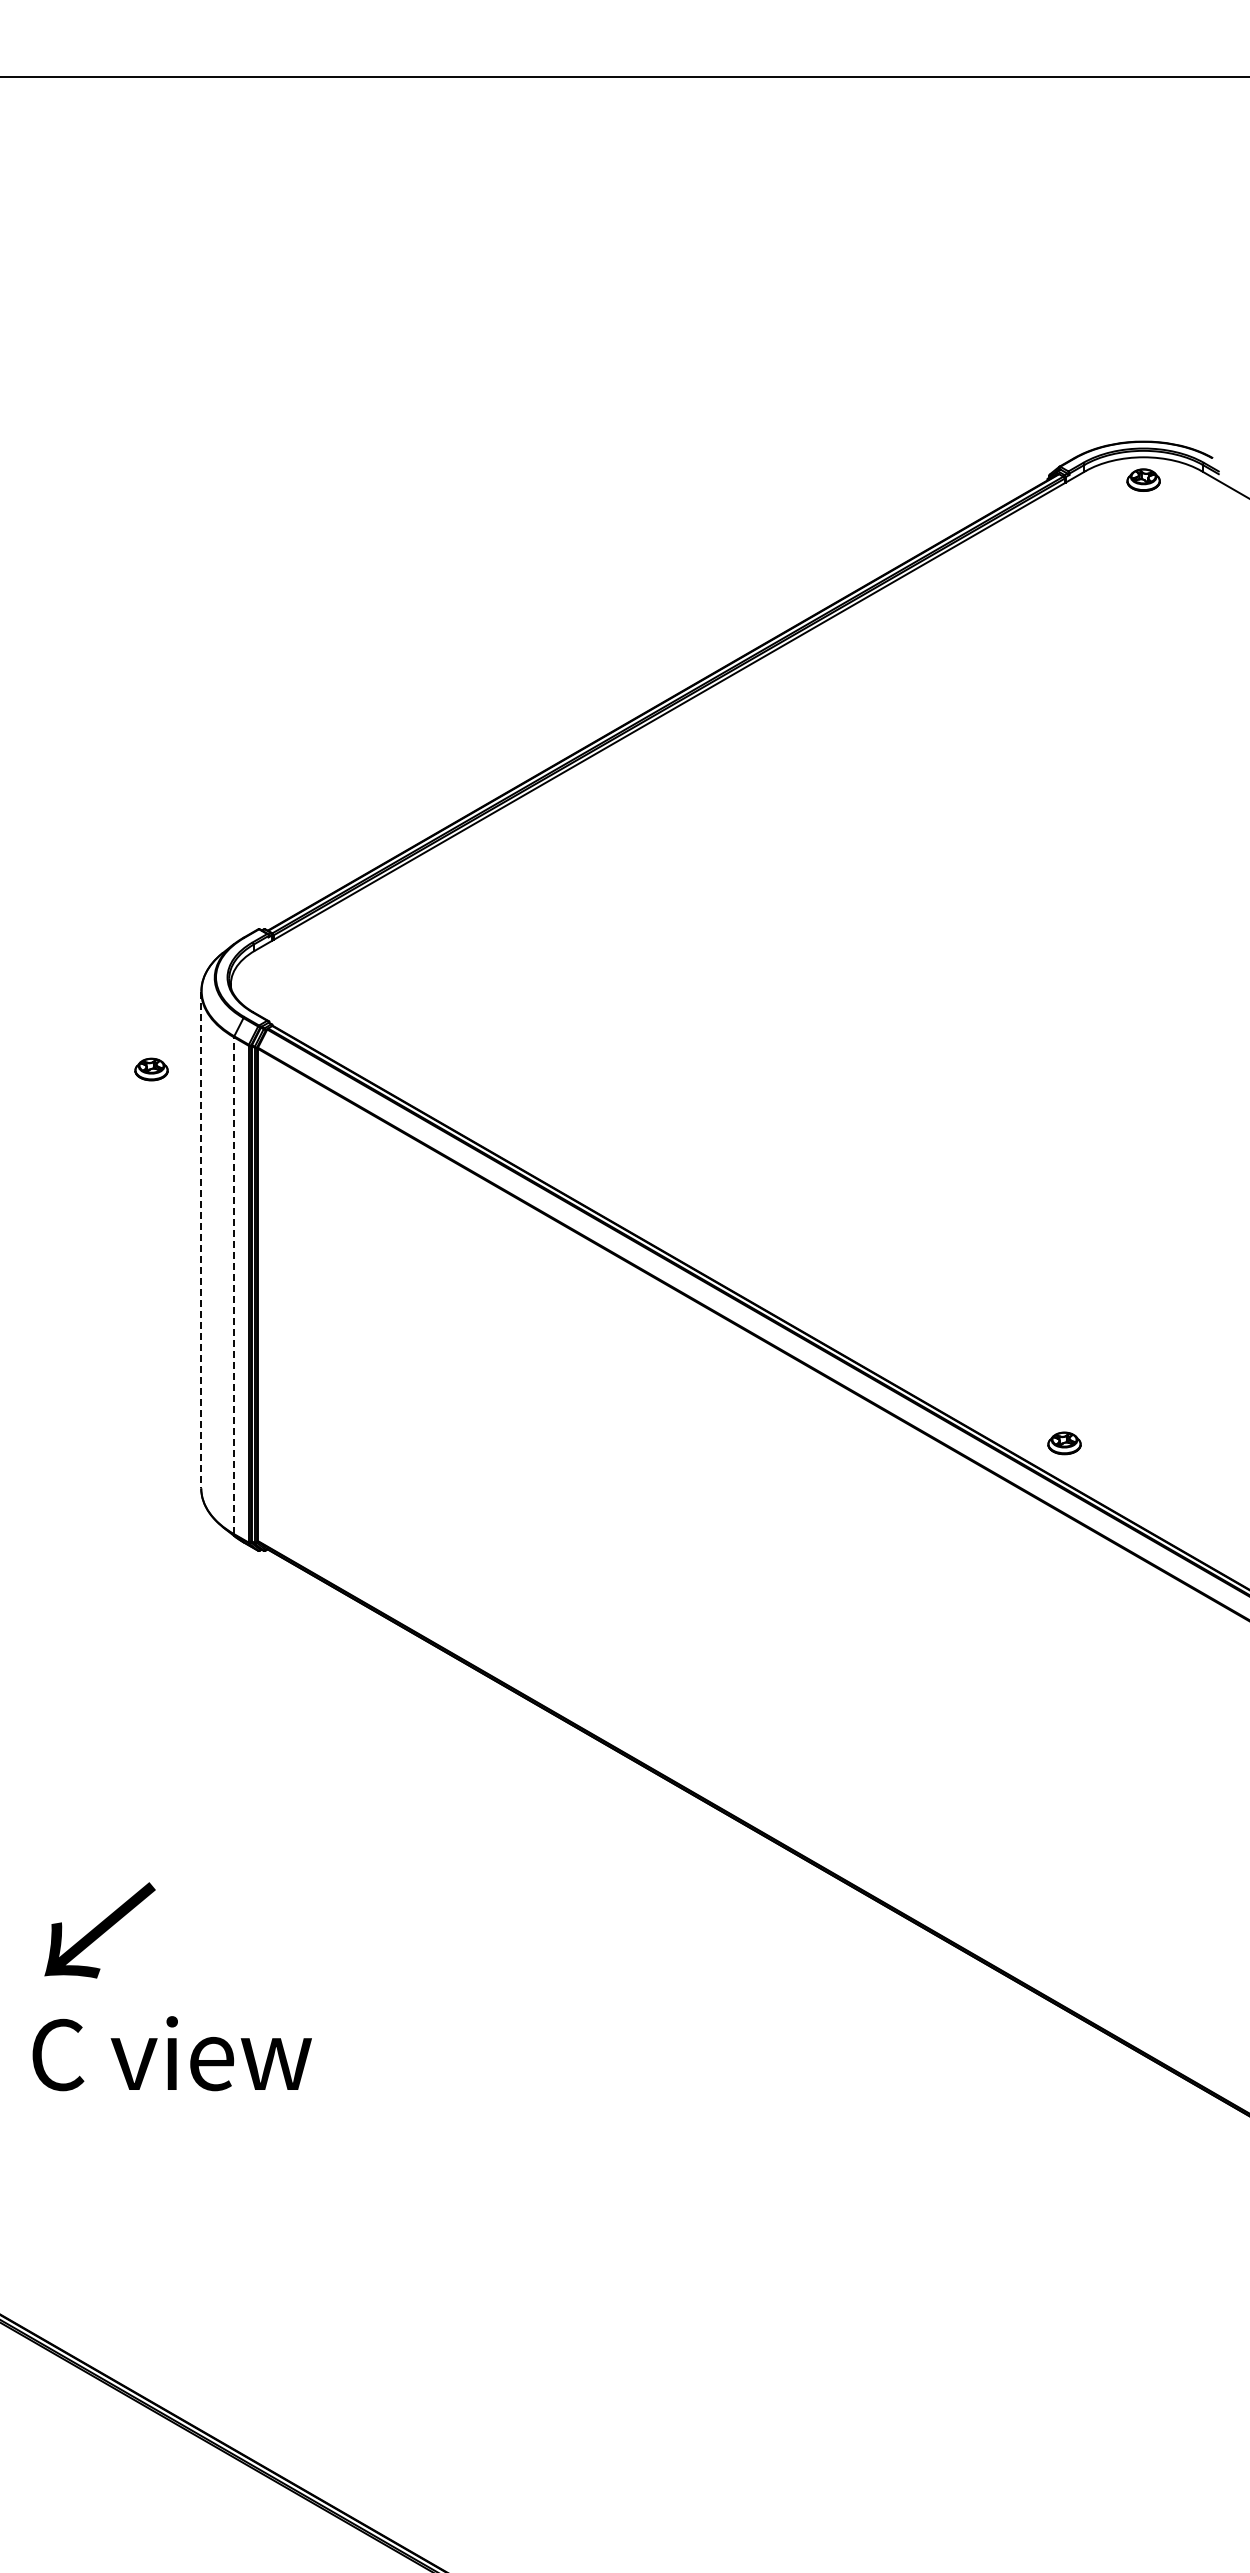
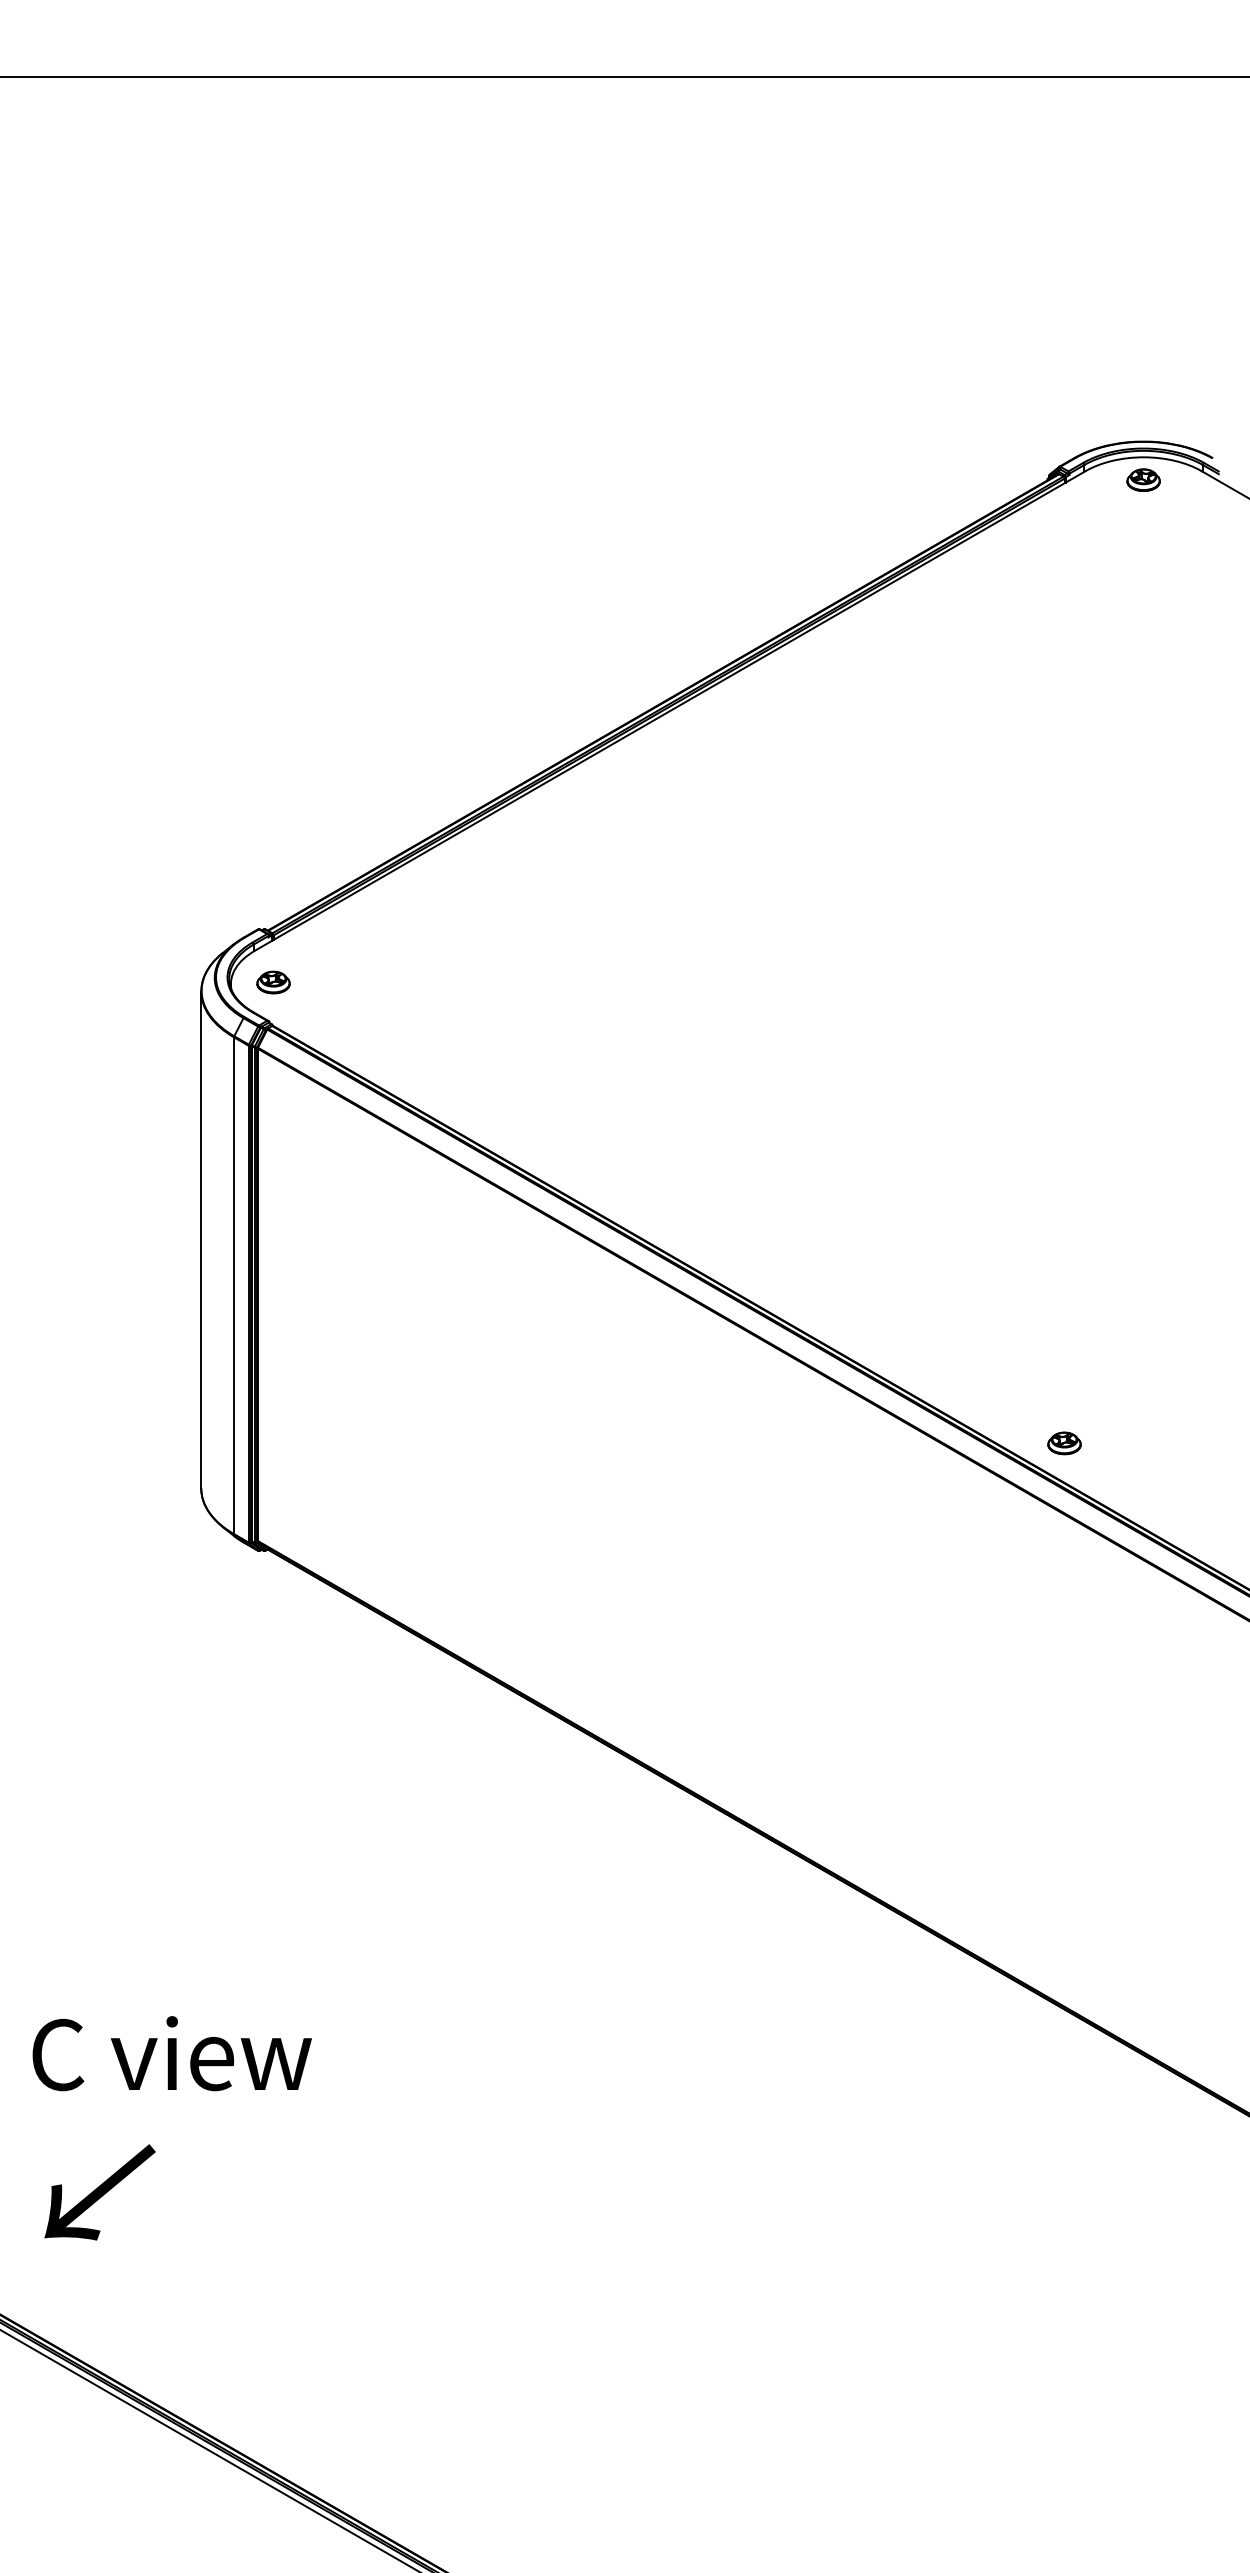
part position: (151, 1069) -> (273, 982) (273, 982)
line: dashed -> solid (201, 1240)
line: dashed -> solid (234, 1285)
text position: (99, 1930) -> (99, 2192) (99, 2192)
line: none -> present (209, 2450)
